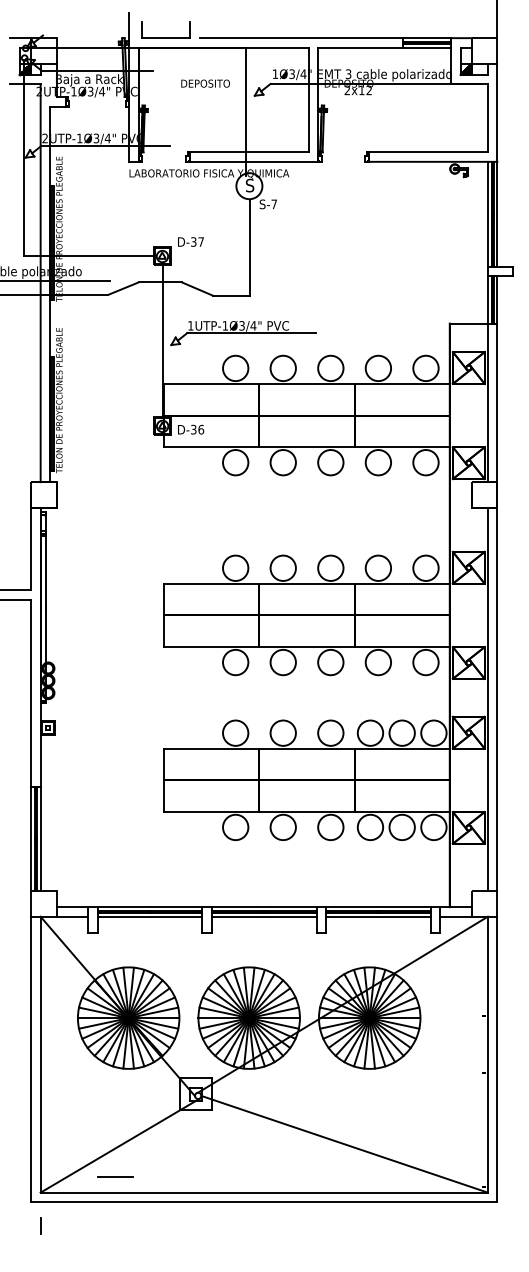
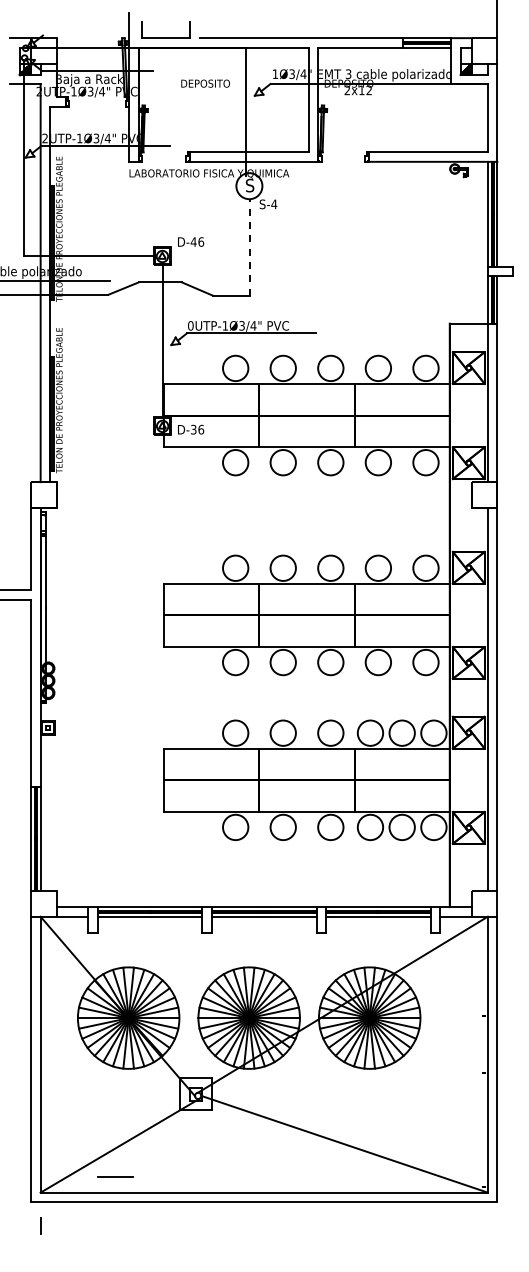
text: S-7 -> S-4 (274, 204)
text: D-37 -> D-46 (197, 241)
line: solid -> dashed (249, 247)
text: 1UTP-1Ø3/4" -> 0UTP-1Ø3/4" (190, 325)
